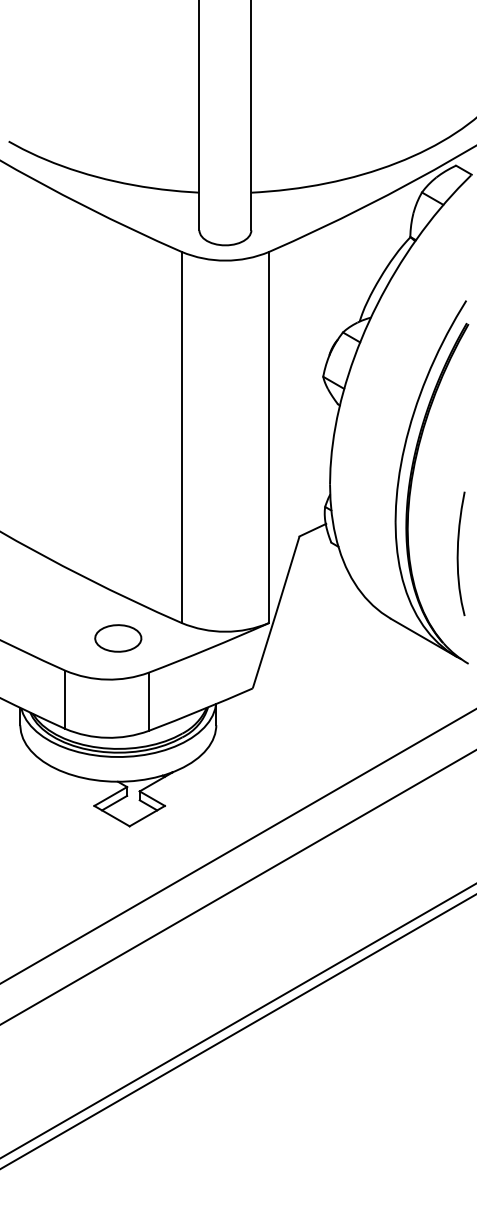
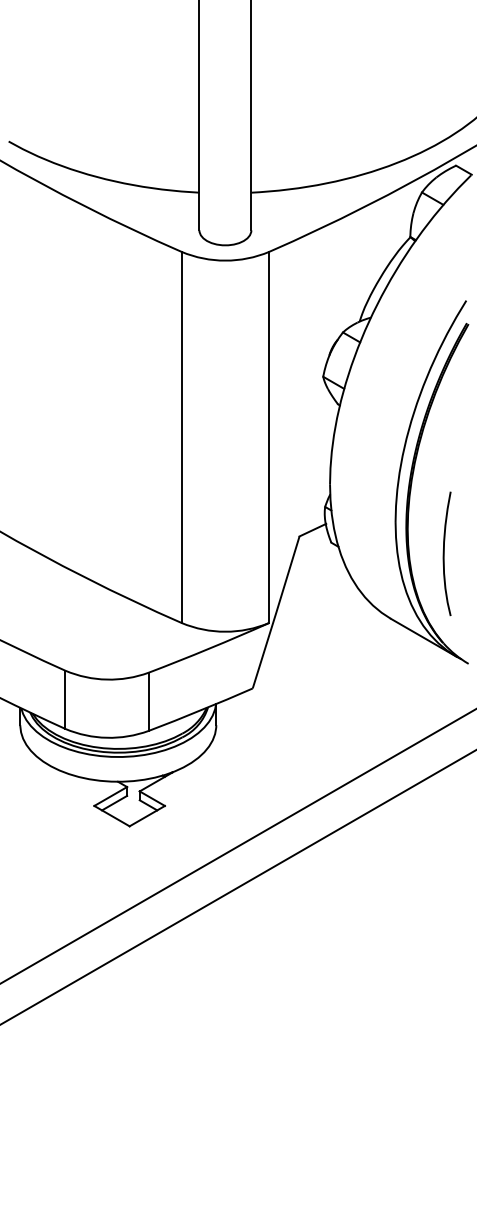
curve position: (458, 553) -> (444, 553) (444, 553)
part: present -> none (118, 638)
line: present -> none (237, 1020)
line: present -> none (237, 1031)
